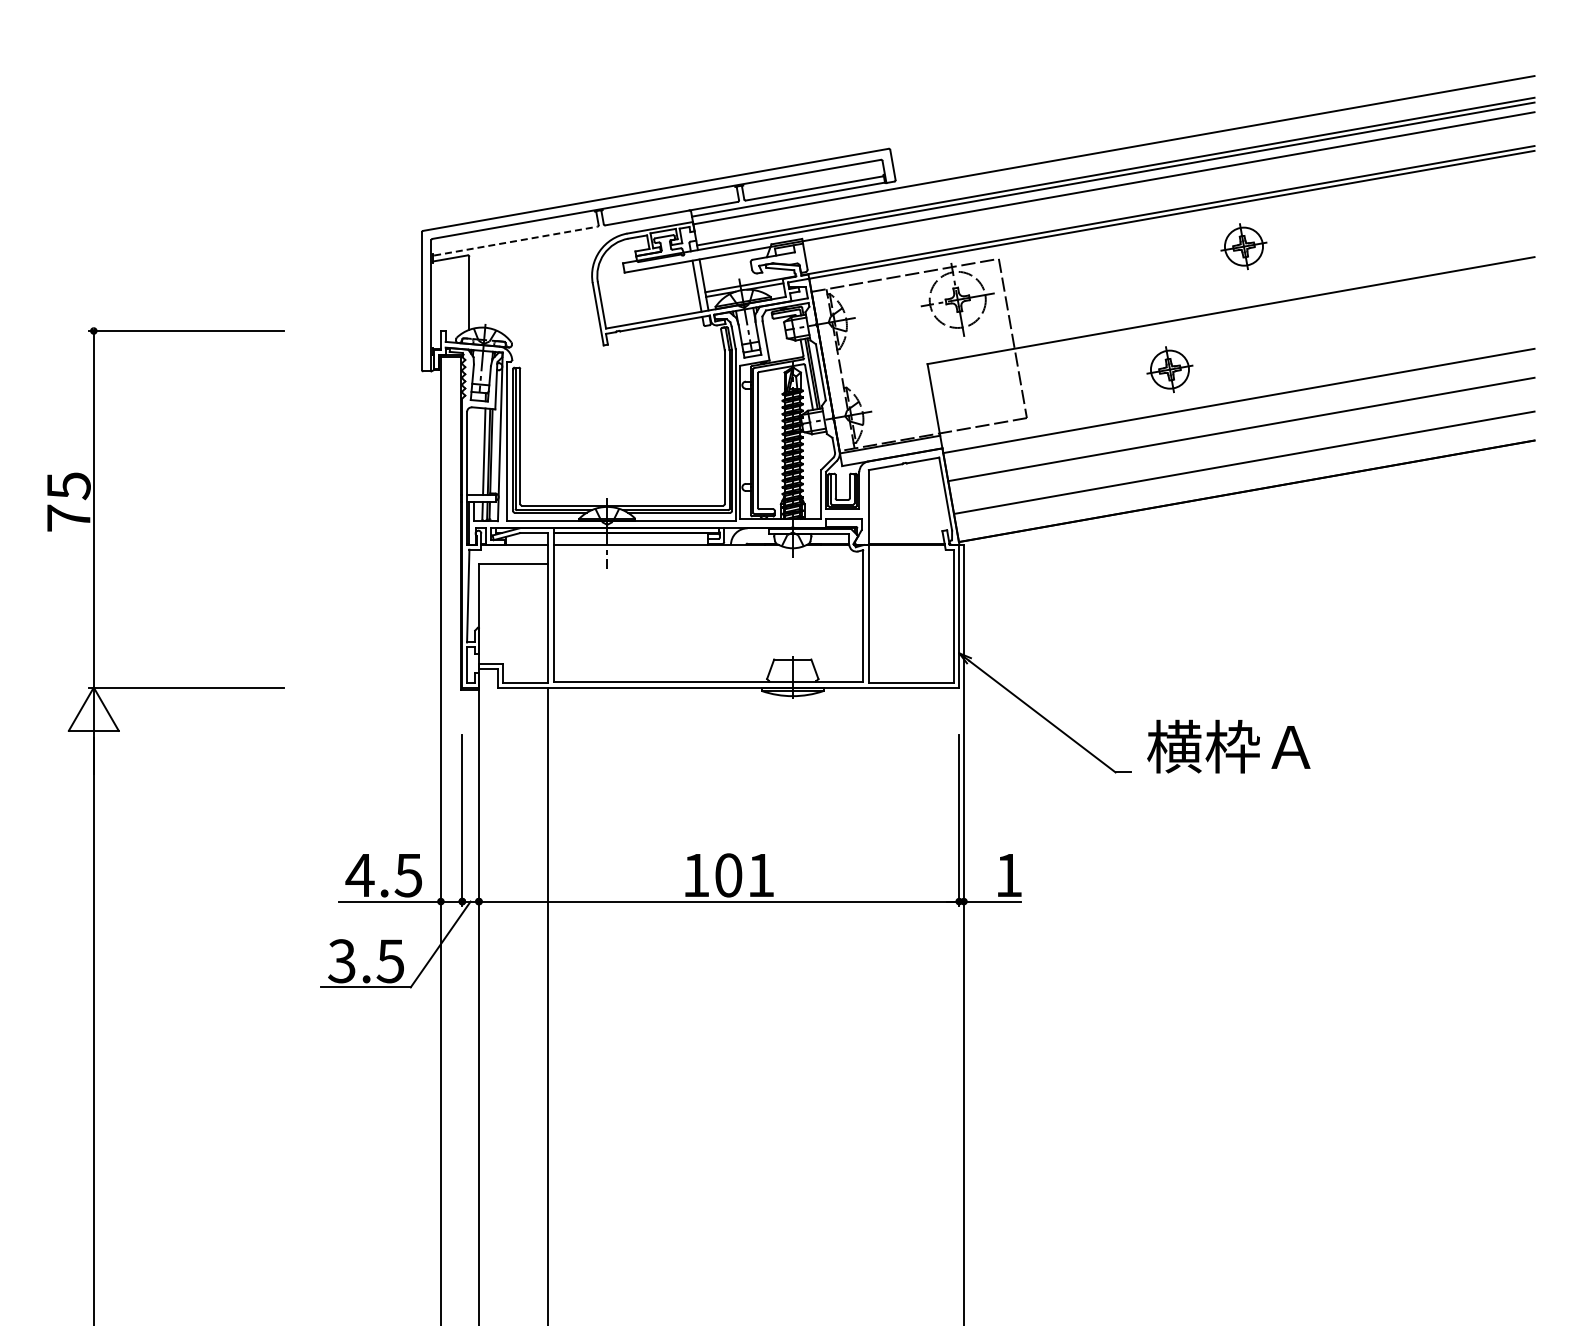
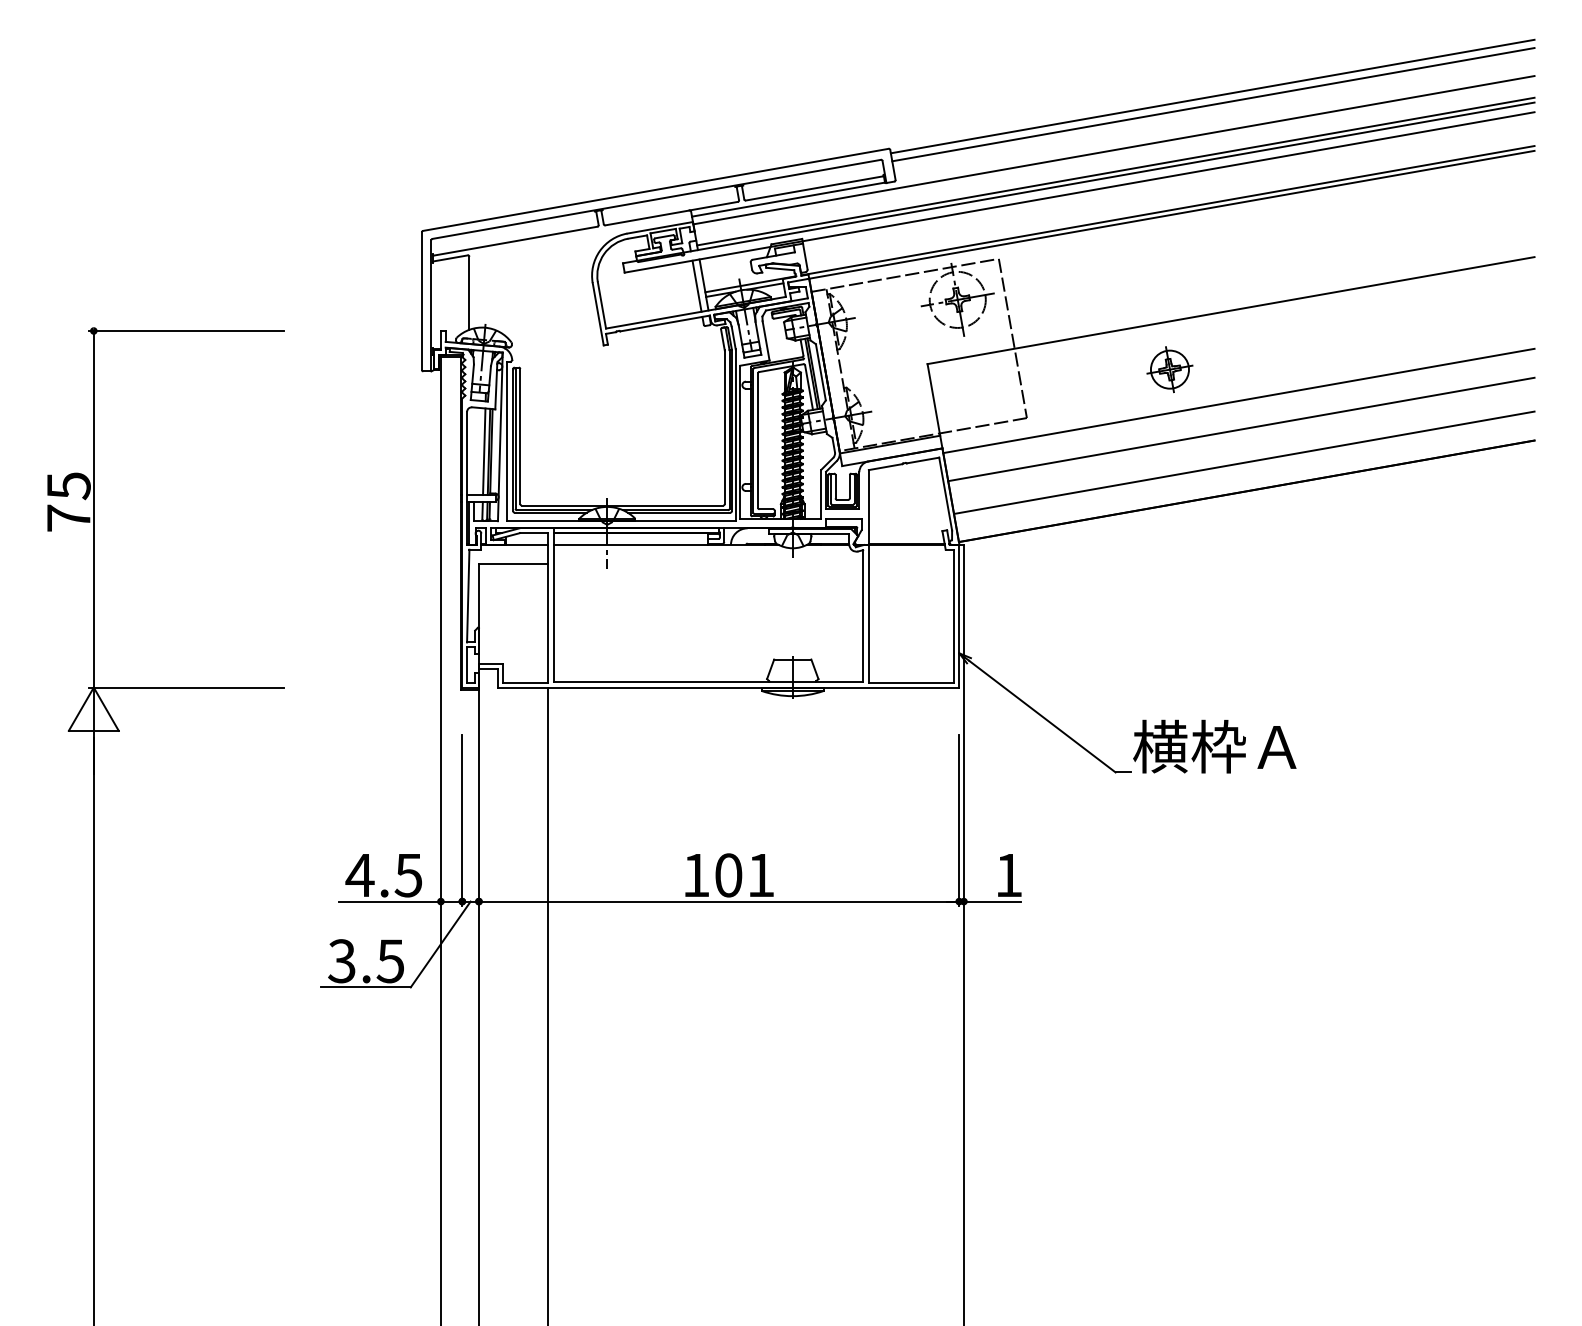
line: none -> present (1212, 96)
line: none -> present (1213, 104)
line: dashed -> solid (515, 241)
part: present -> none (1243, 246)
text position: (1228, 746) -> (1214, 746) (1214, 746)
